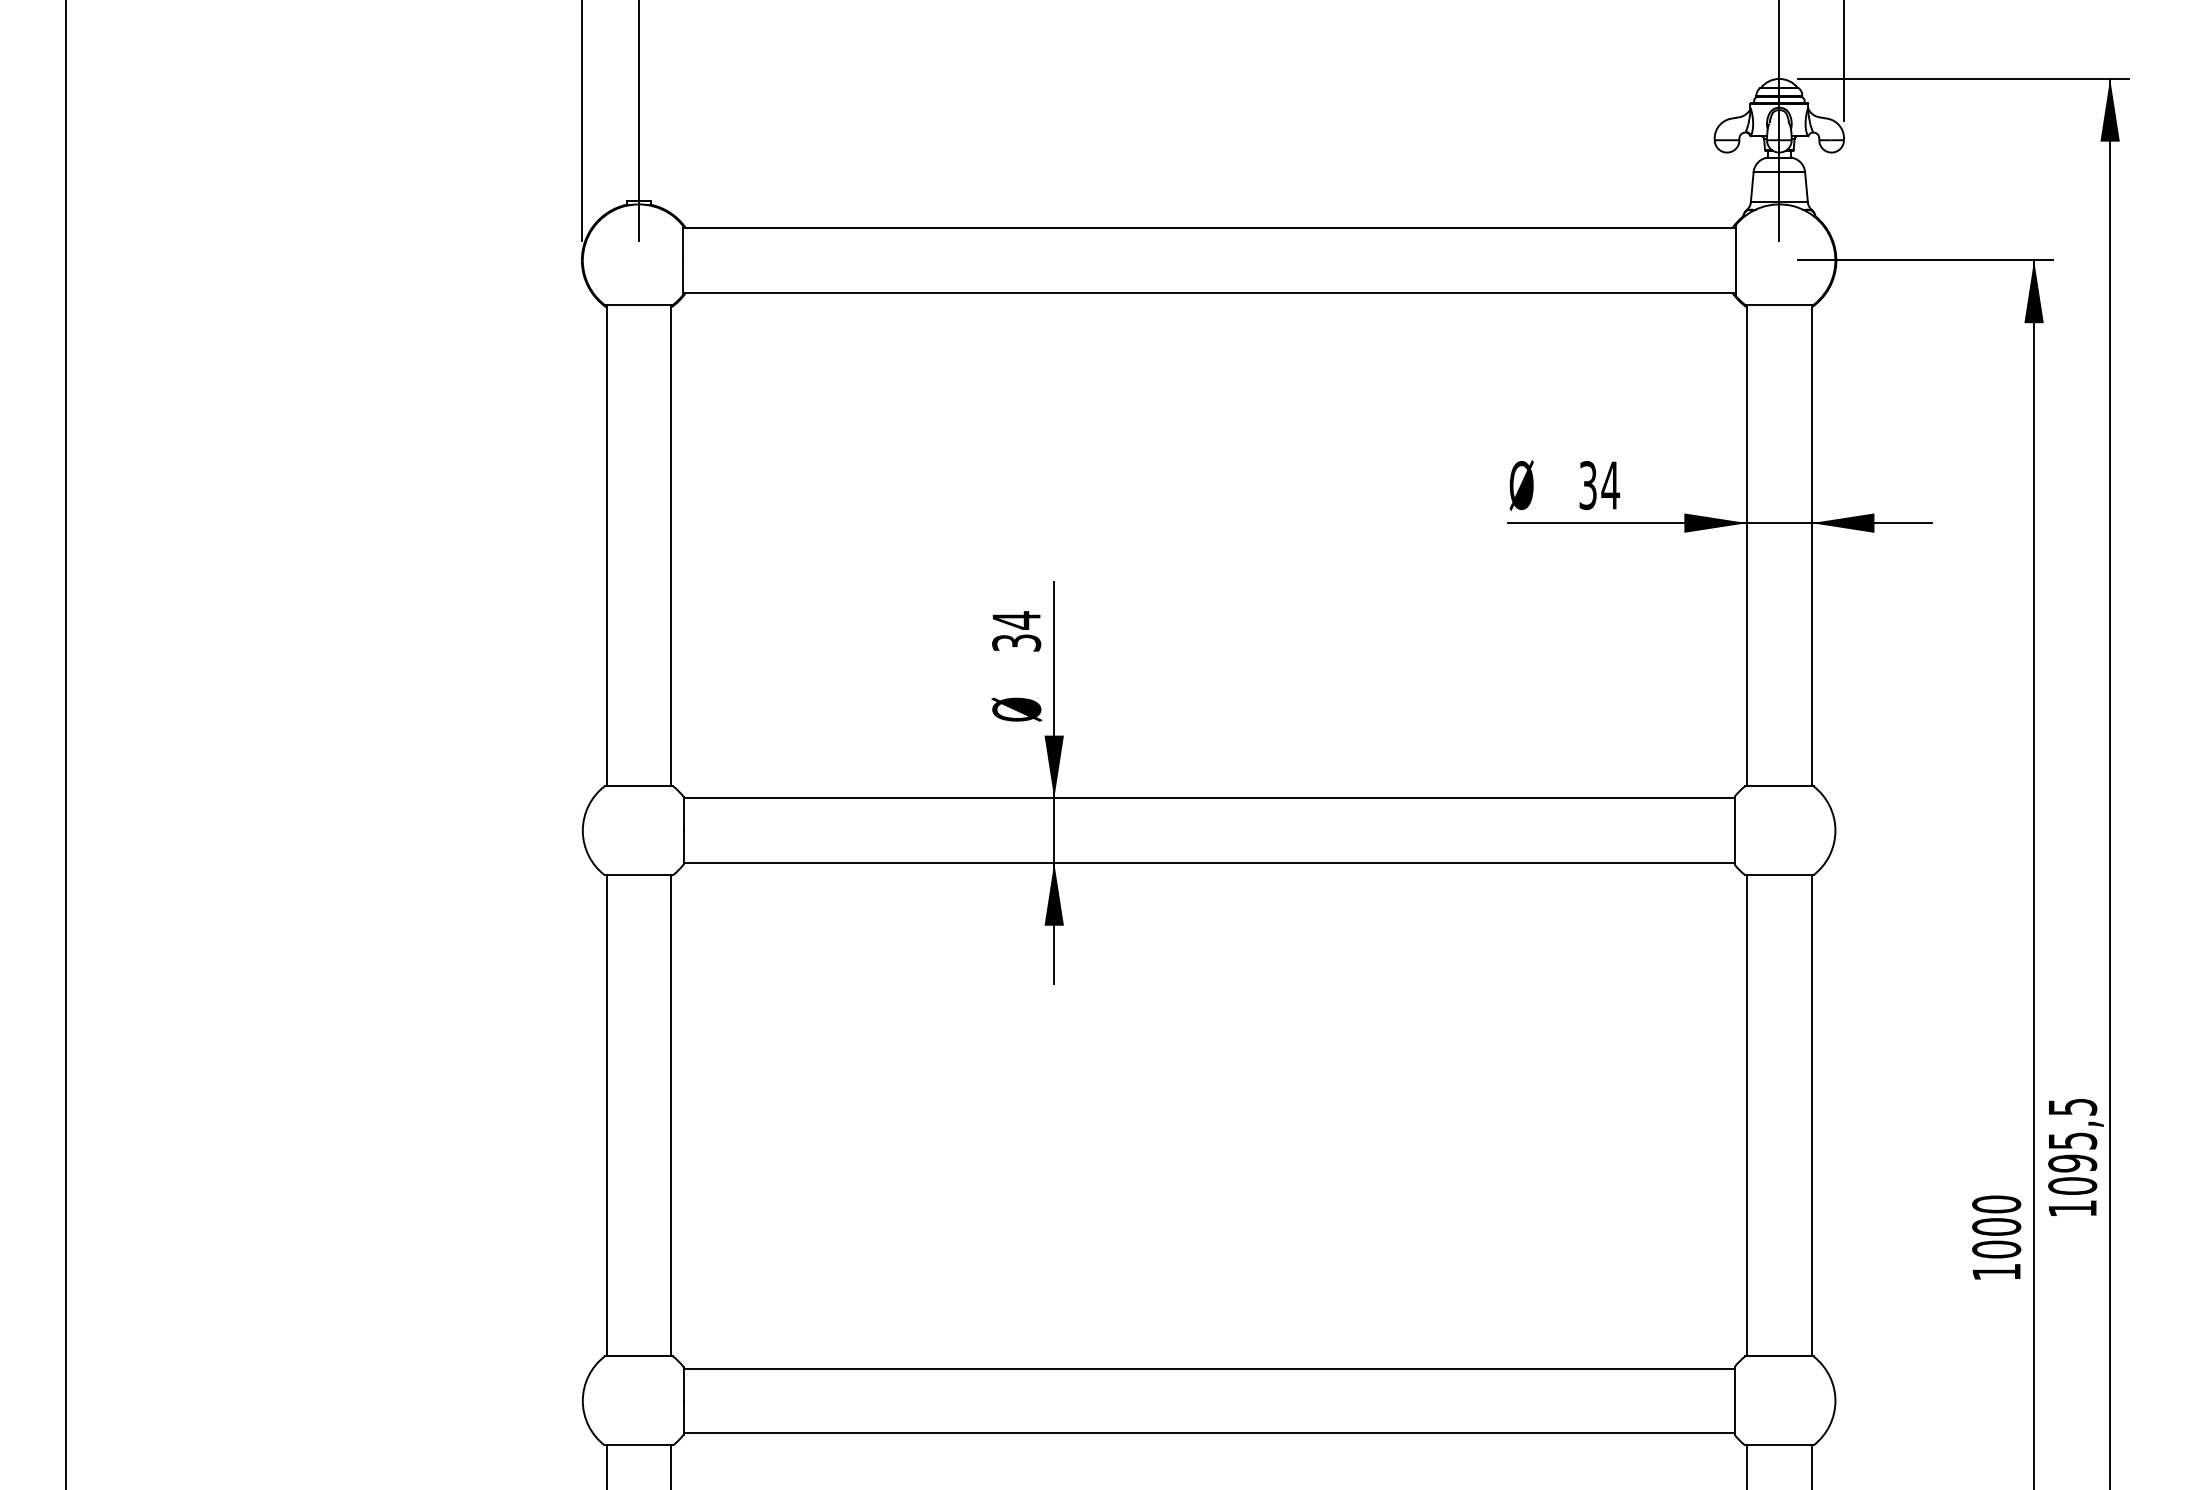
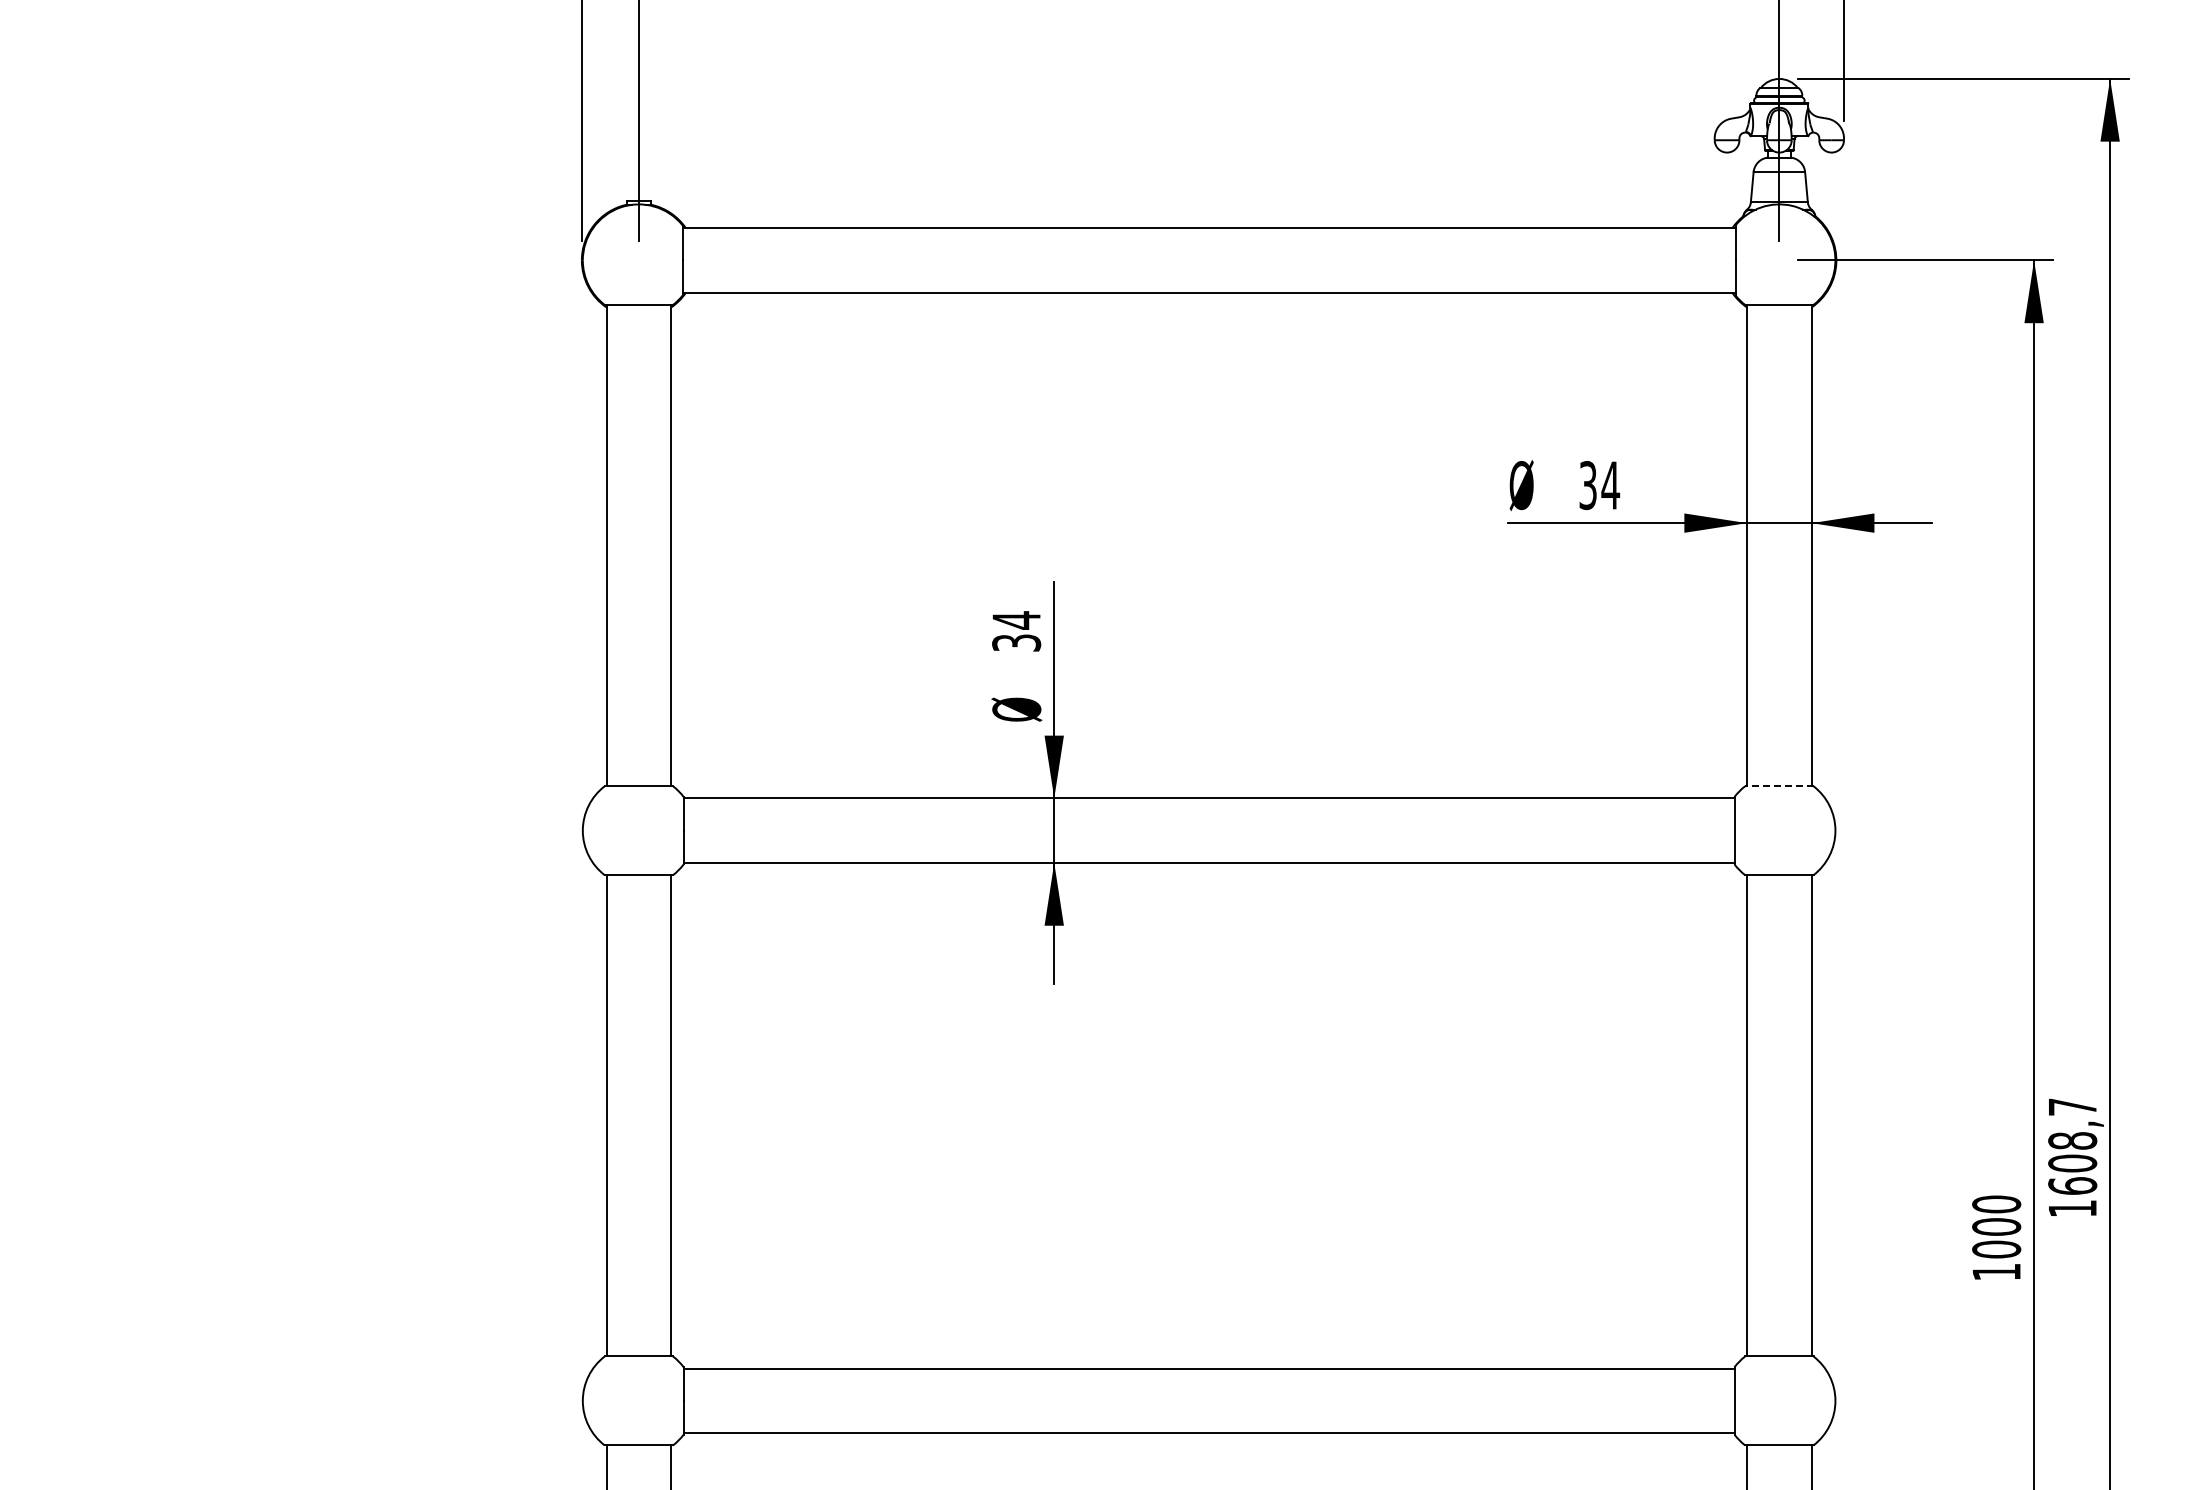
line: present -> none (65, 744)
line: solid -> dashed (1778, 786)
text: 1095,5 -> 1608,7 (2072, 1146)
